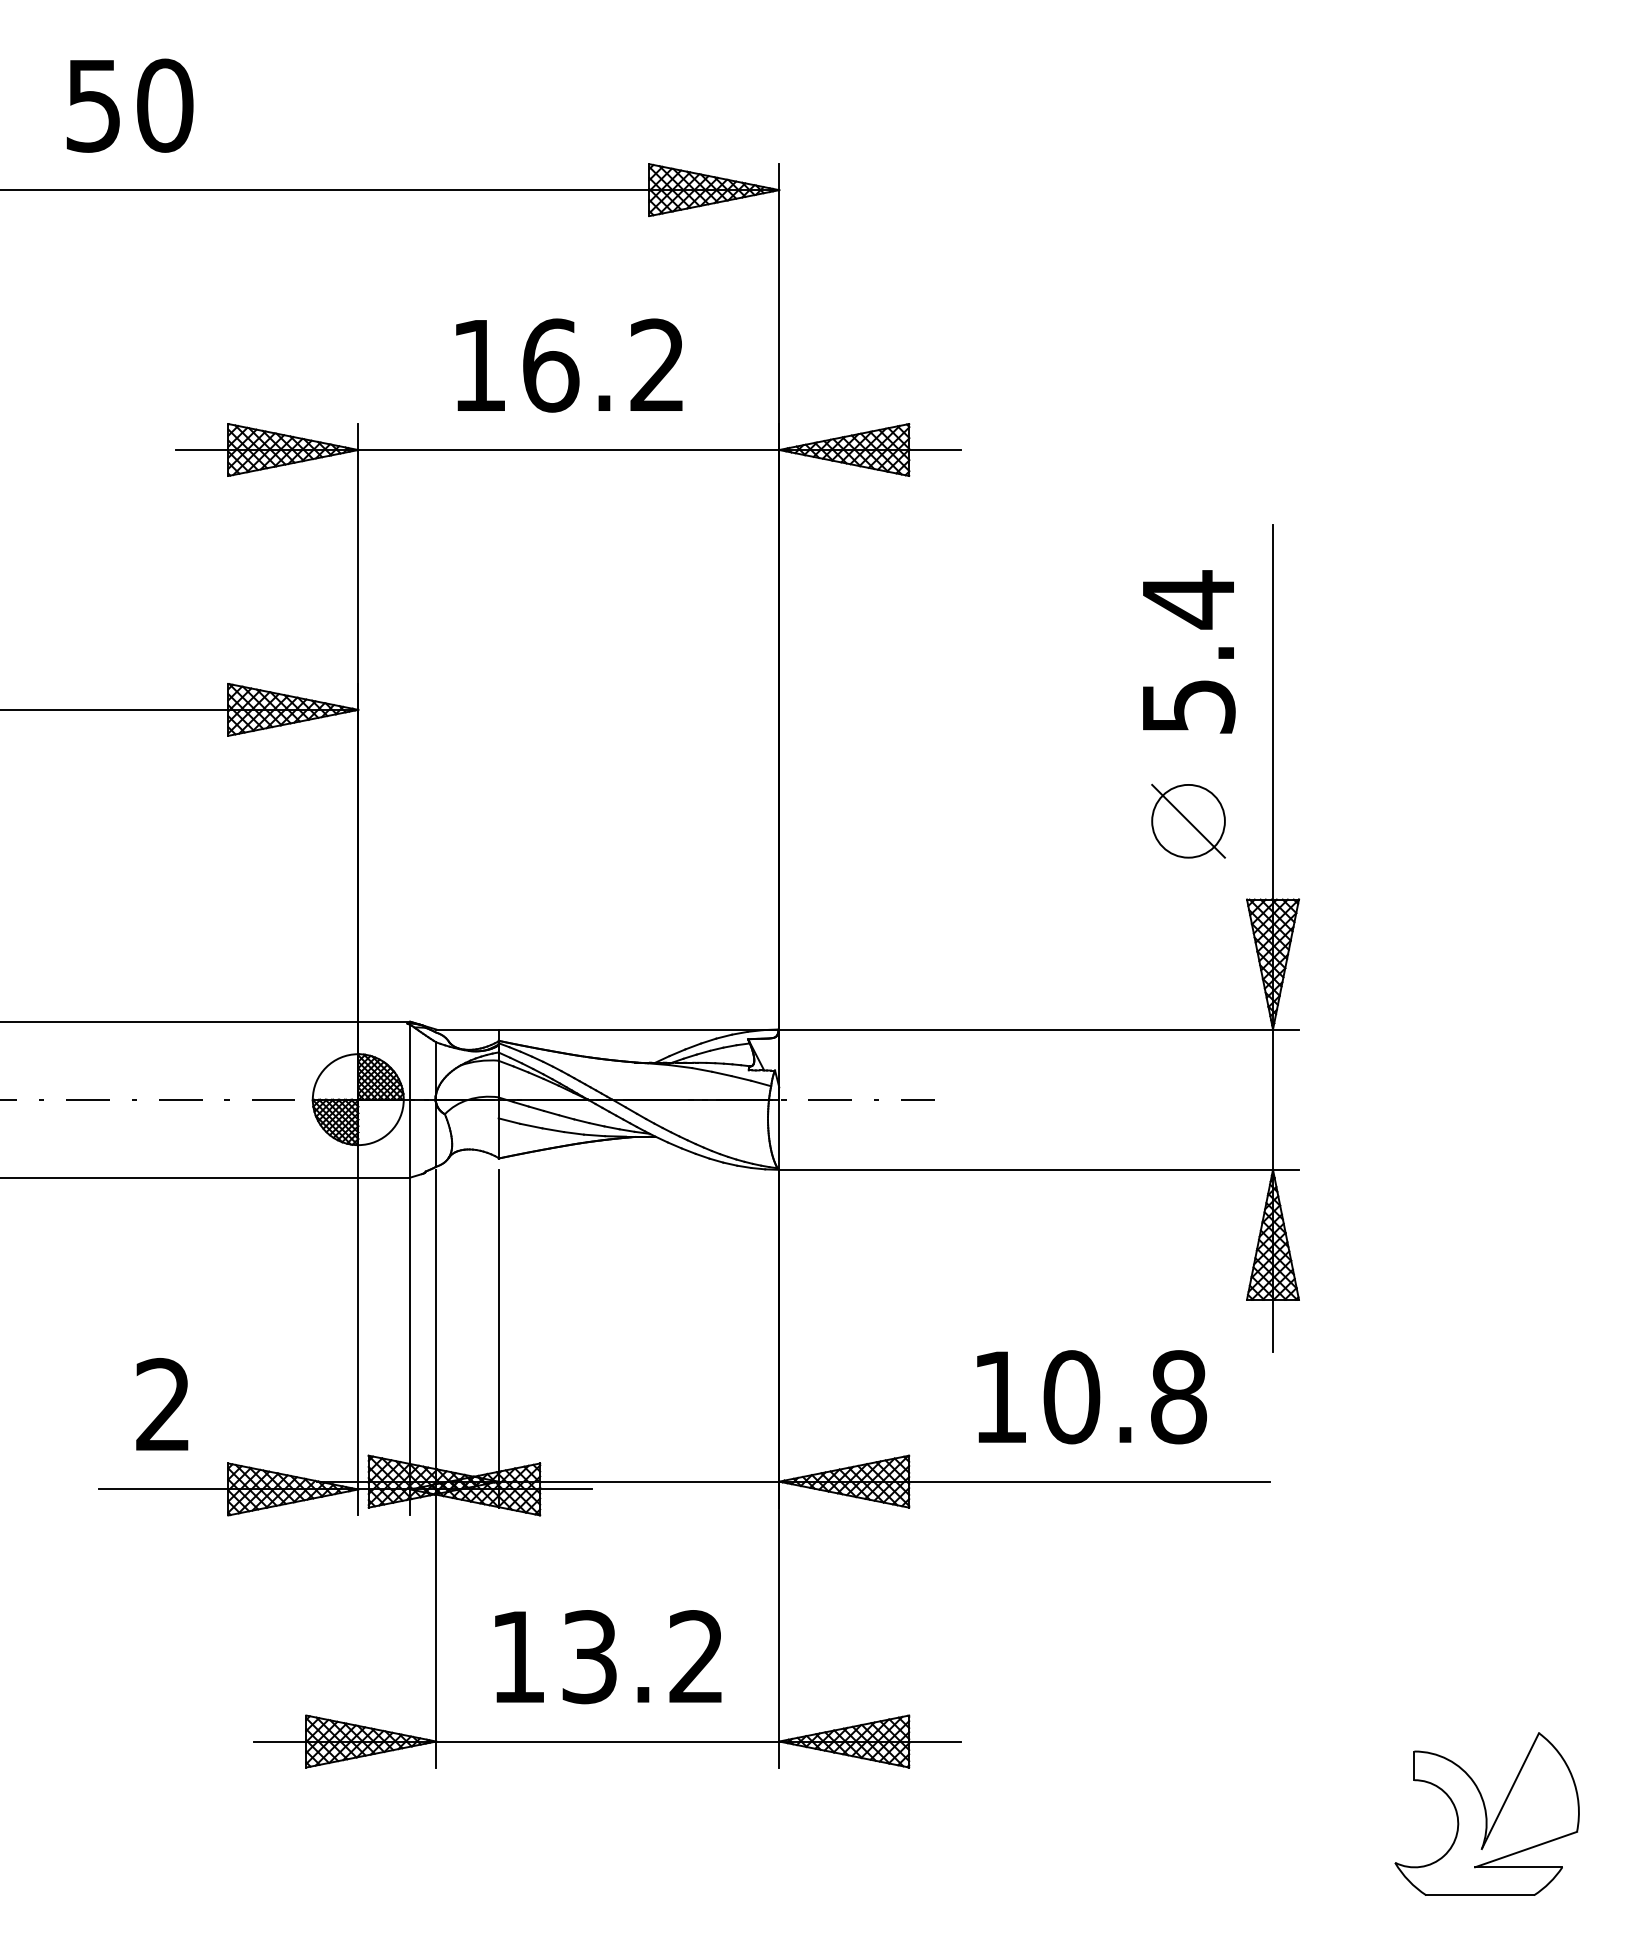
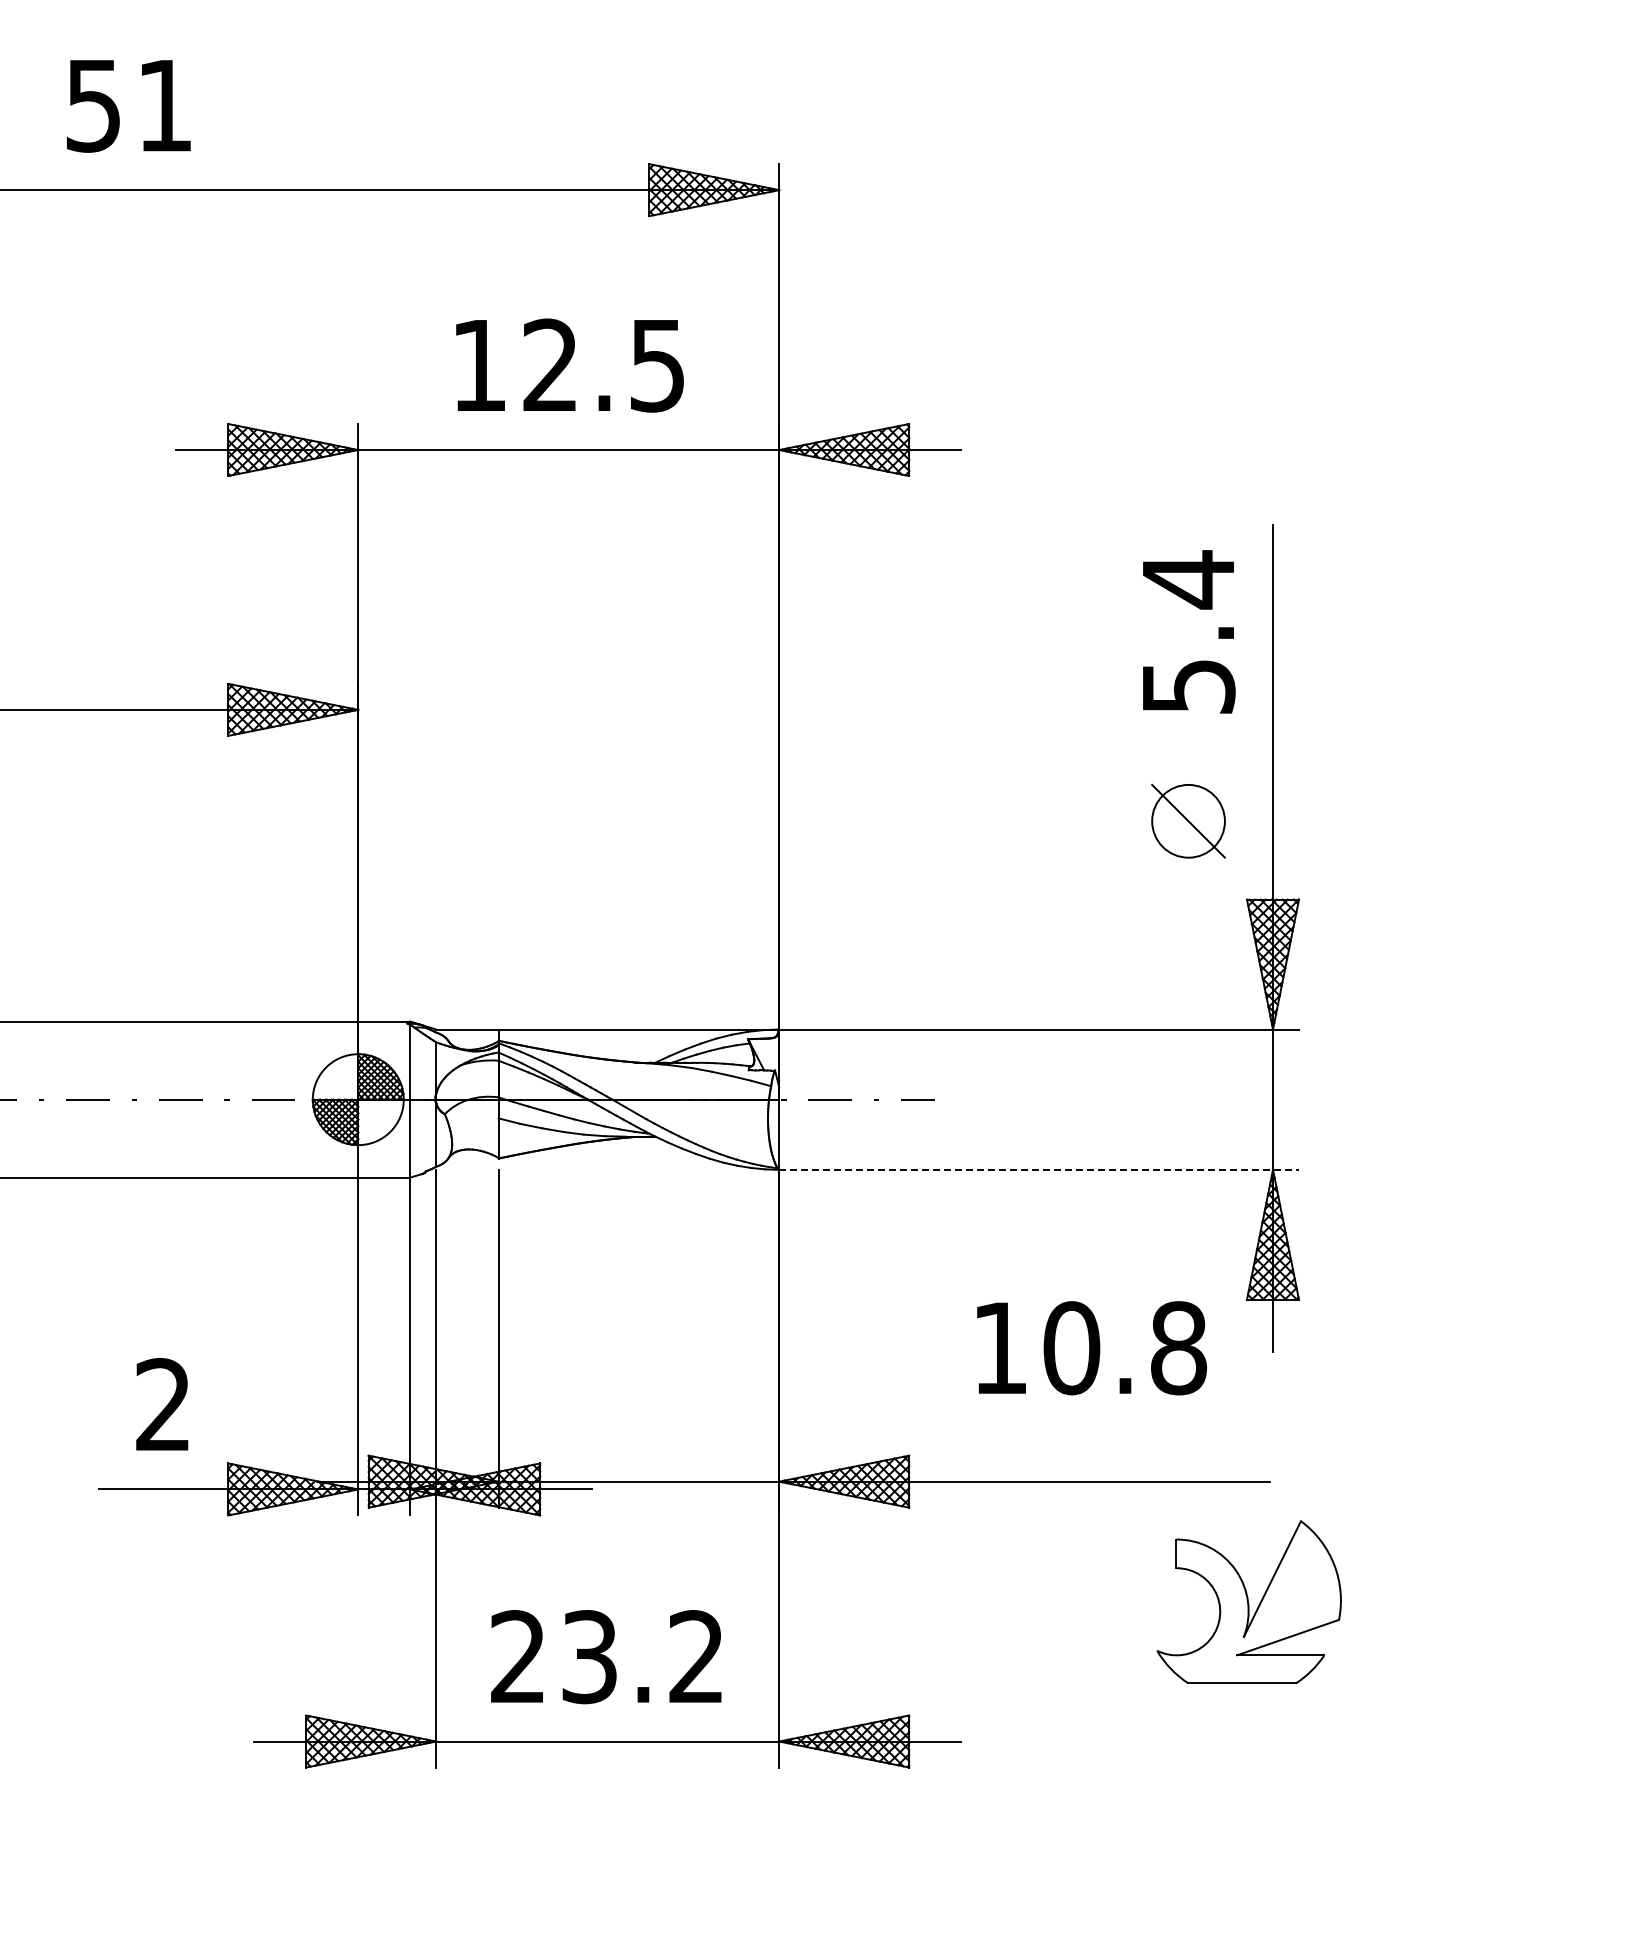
text: 50 -> 51 (165, 105)
text: 16.2 -> 12.5 (603, 365)
text position: (1189, 651) -> (1189, 631) (1189, 631)
line: solid -> dashed (1039, 1169)
text position: (1091, 1397) -> (1091, 1348) (1091, 1348)
text: 13.2 -> 23.2 (517, 1656)
part position: (1486, 1813) -> (1248, 1601) (1248, 1601)
